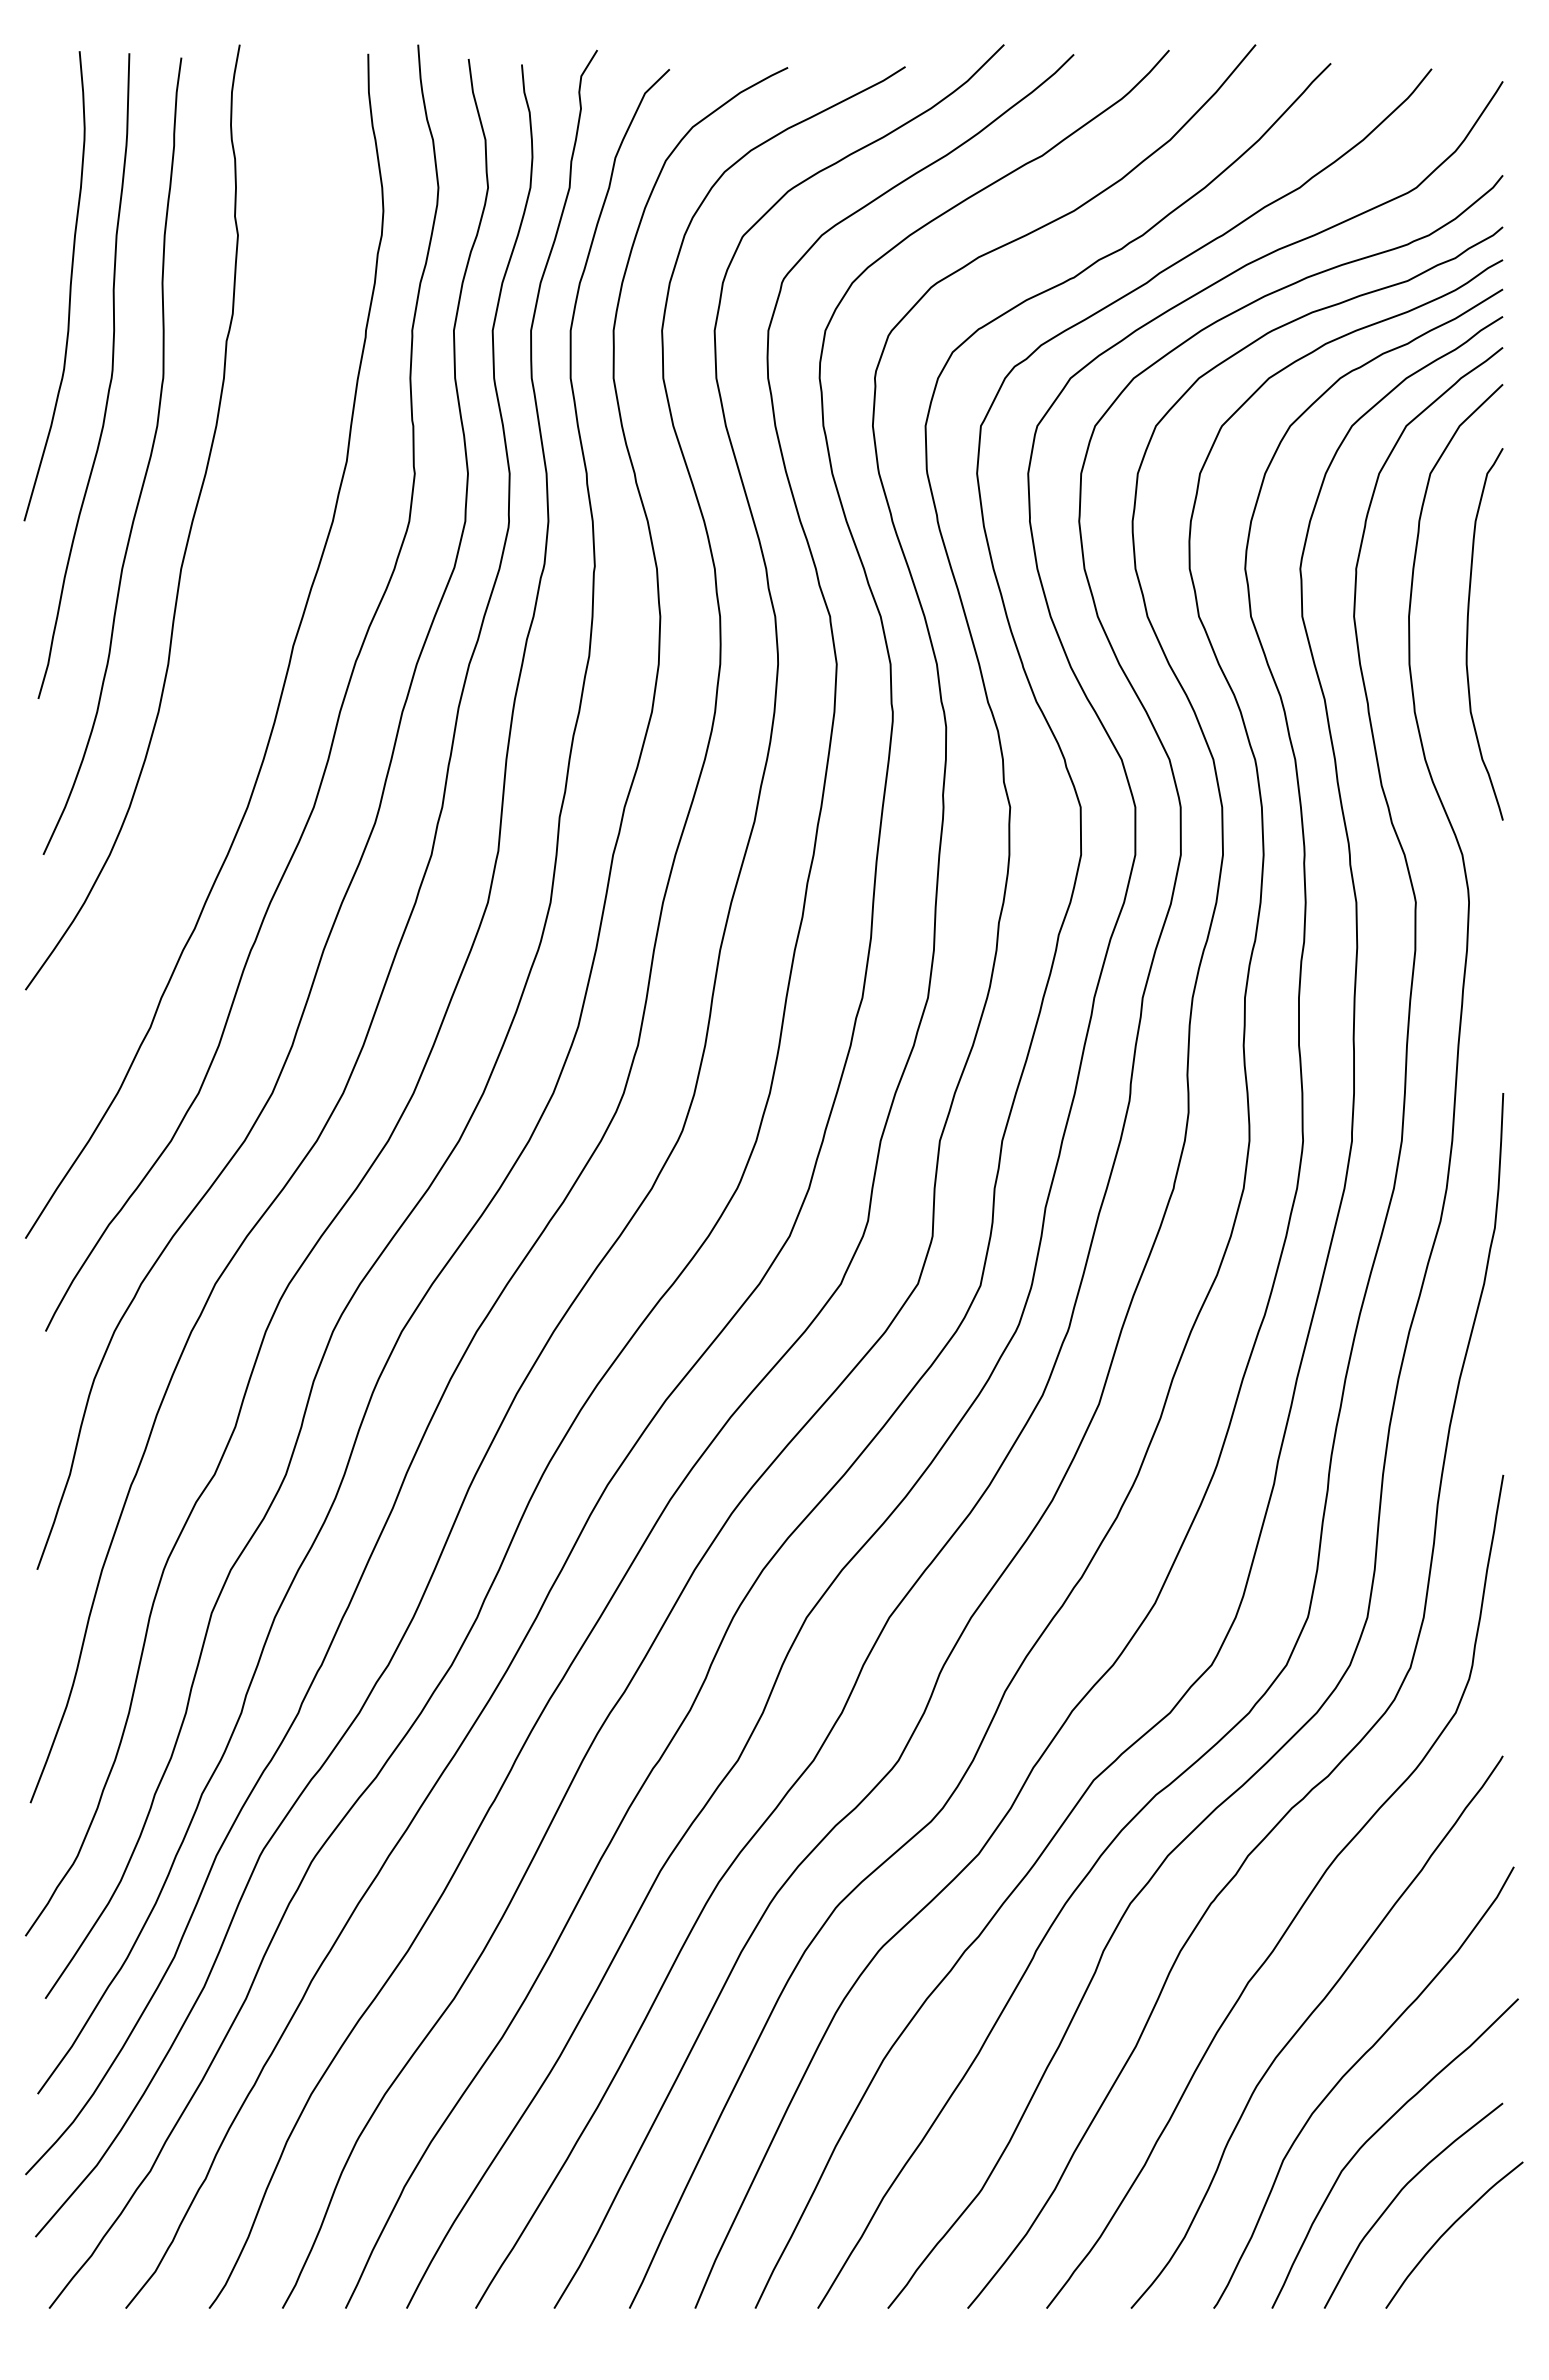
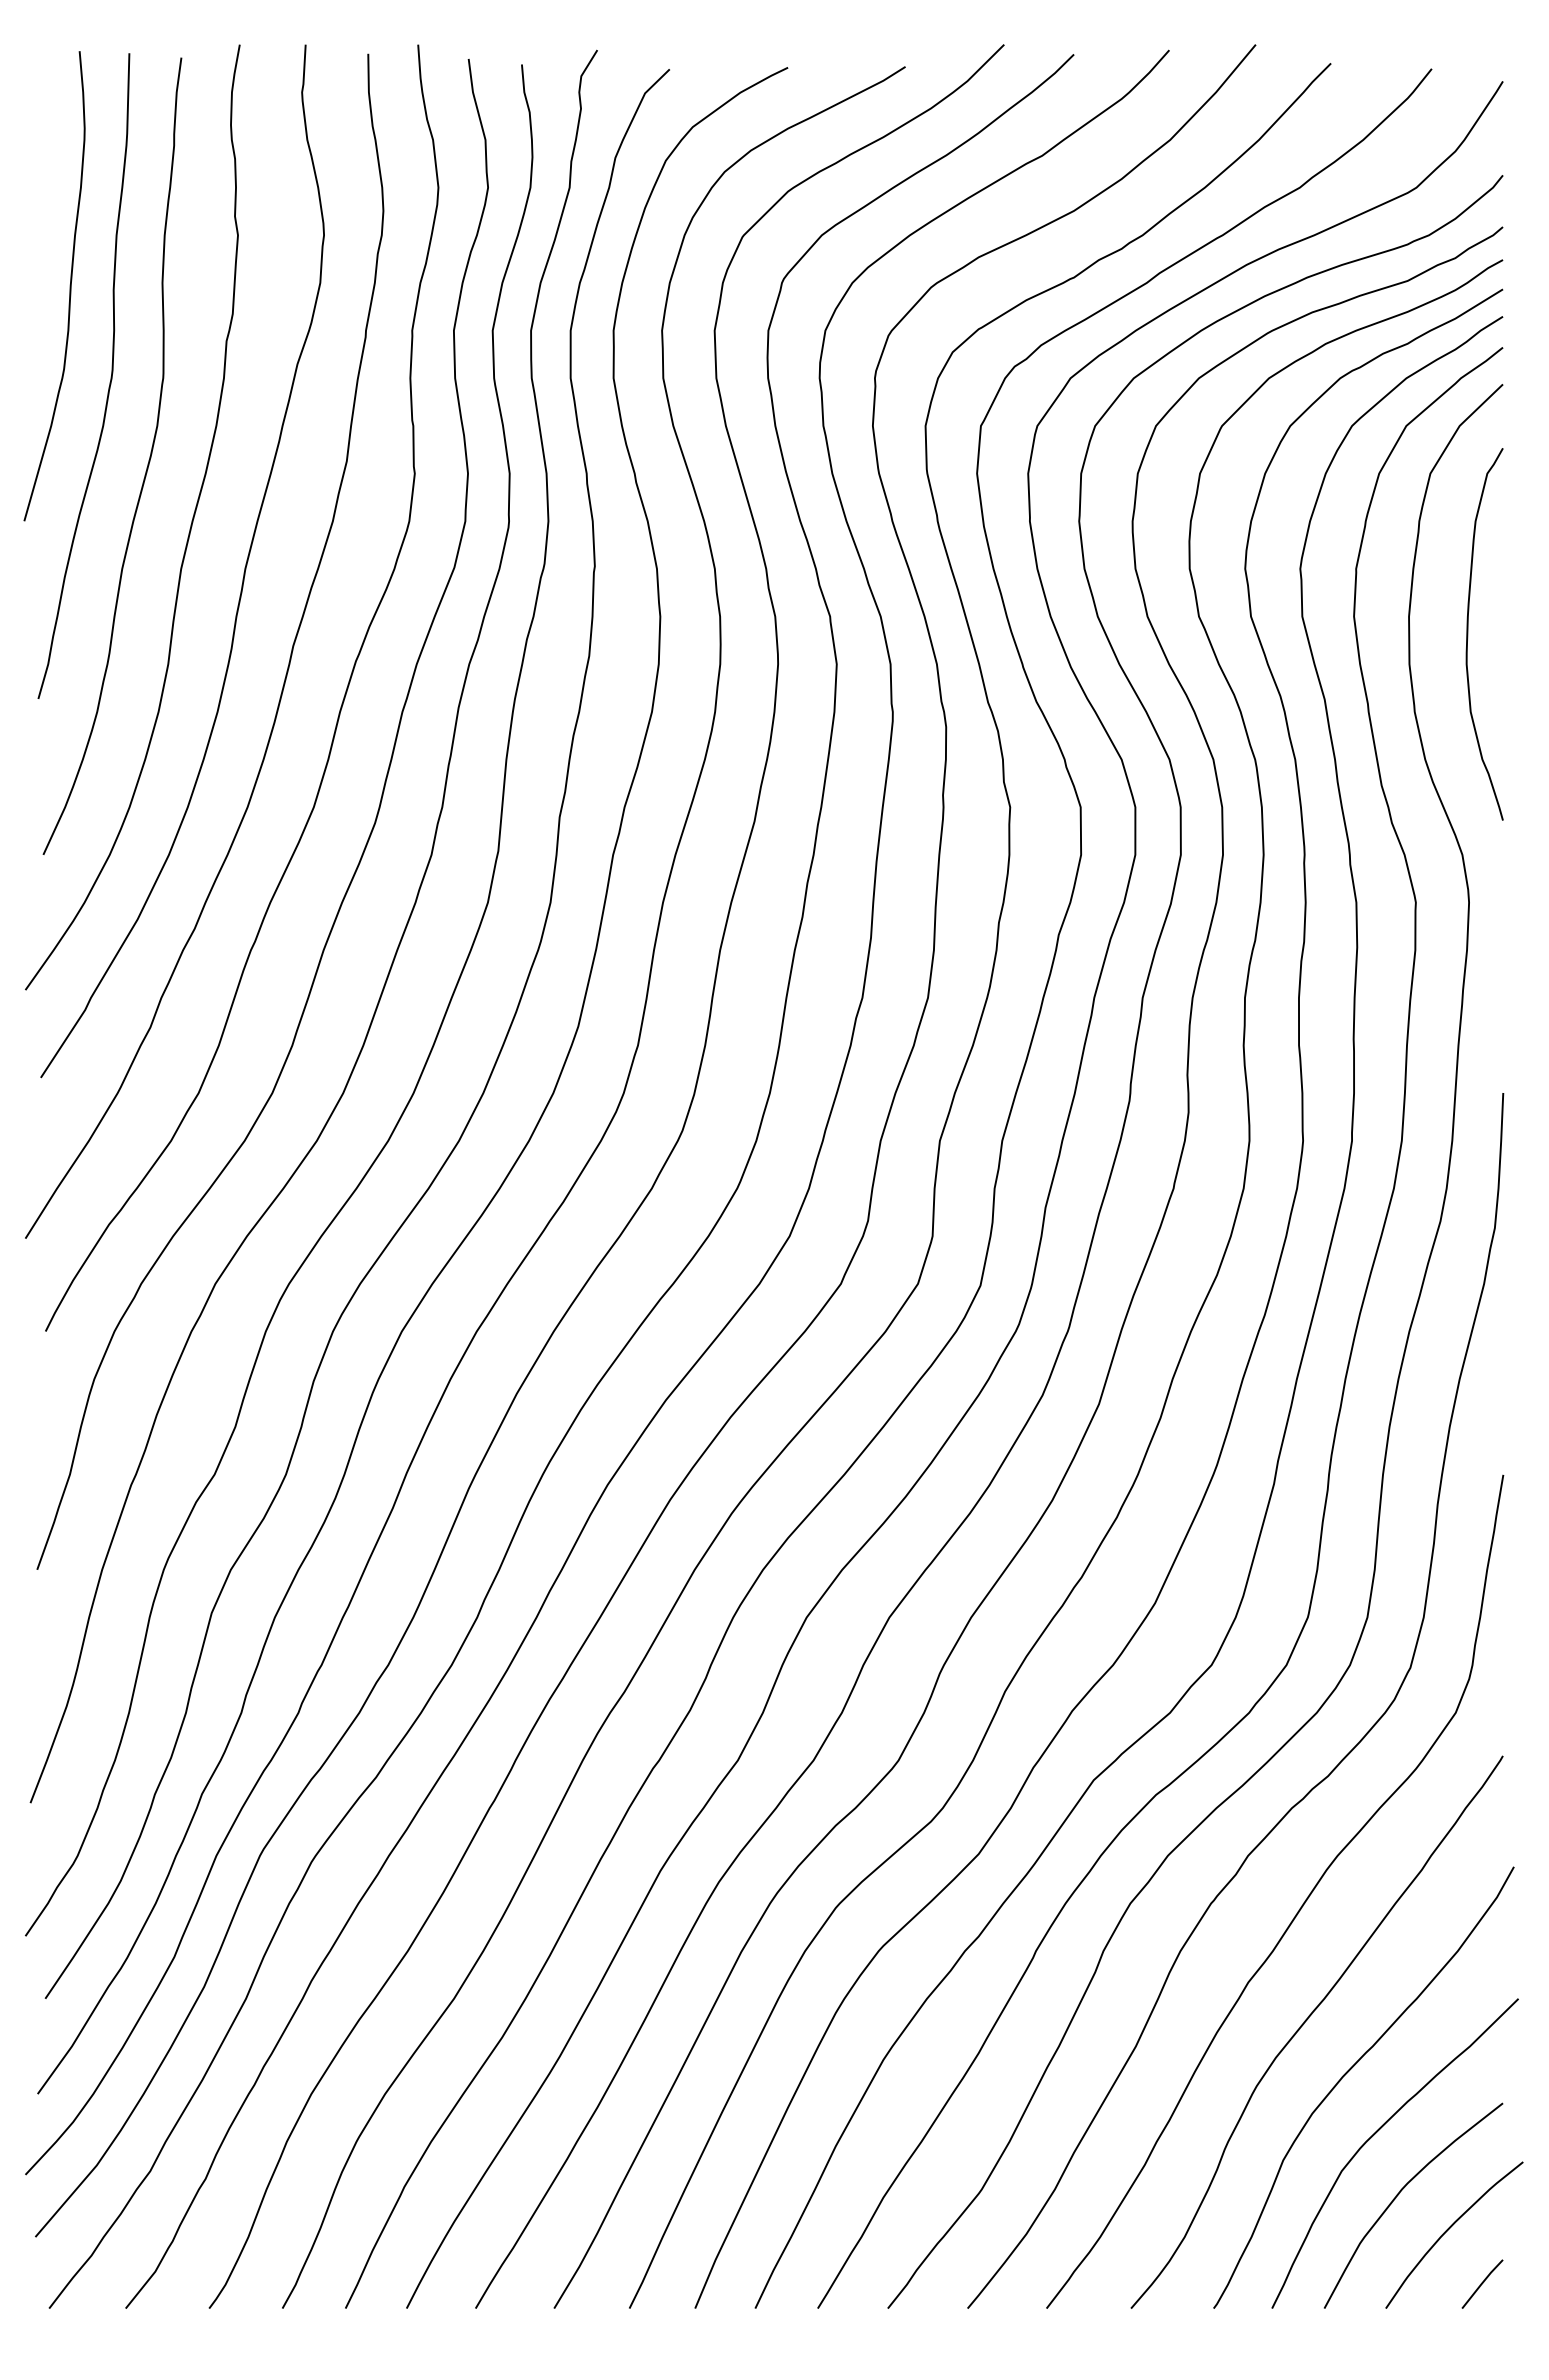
curve: none -> present (243, 572)
line: none -> present (1482, 2283)
